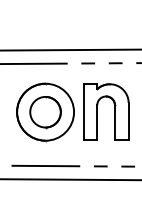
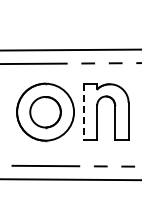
line: solid -> dashed (83, 112)
